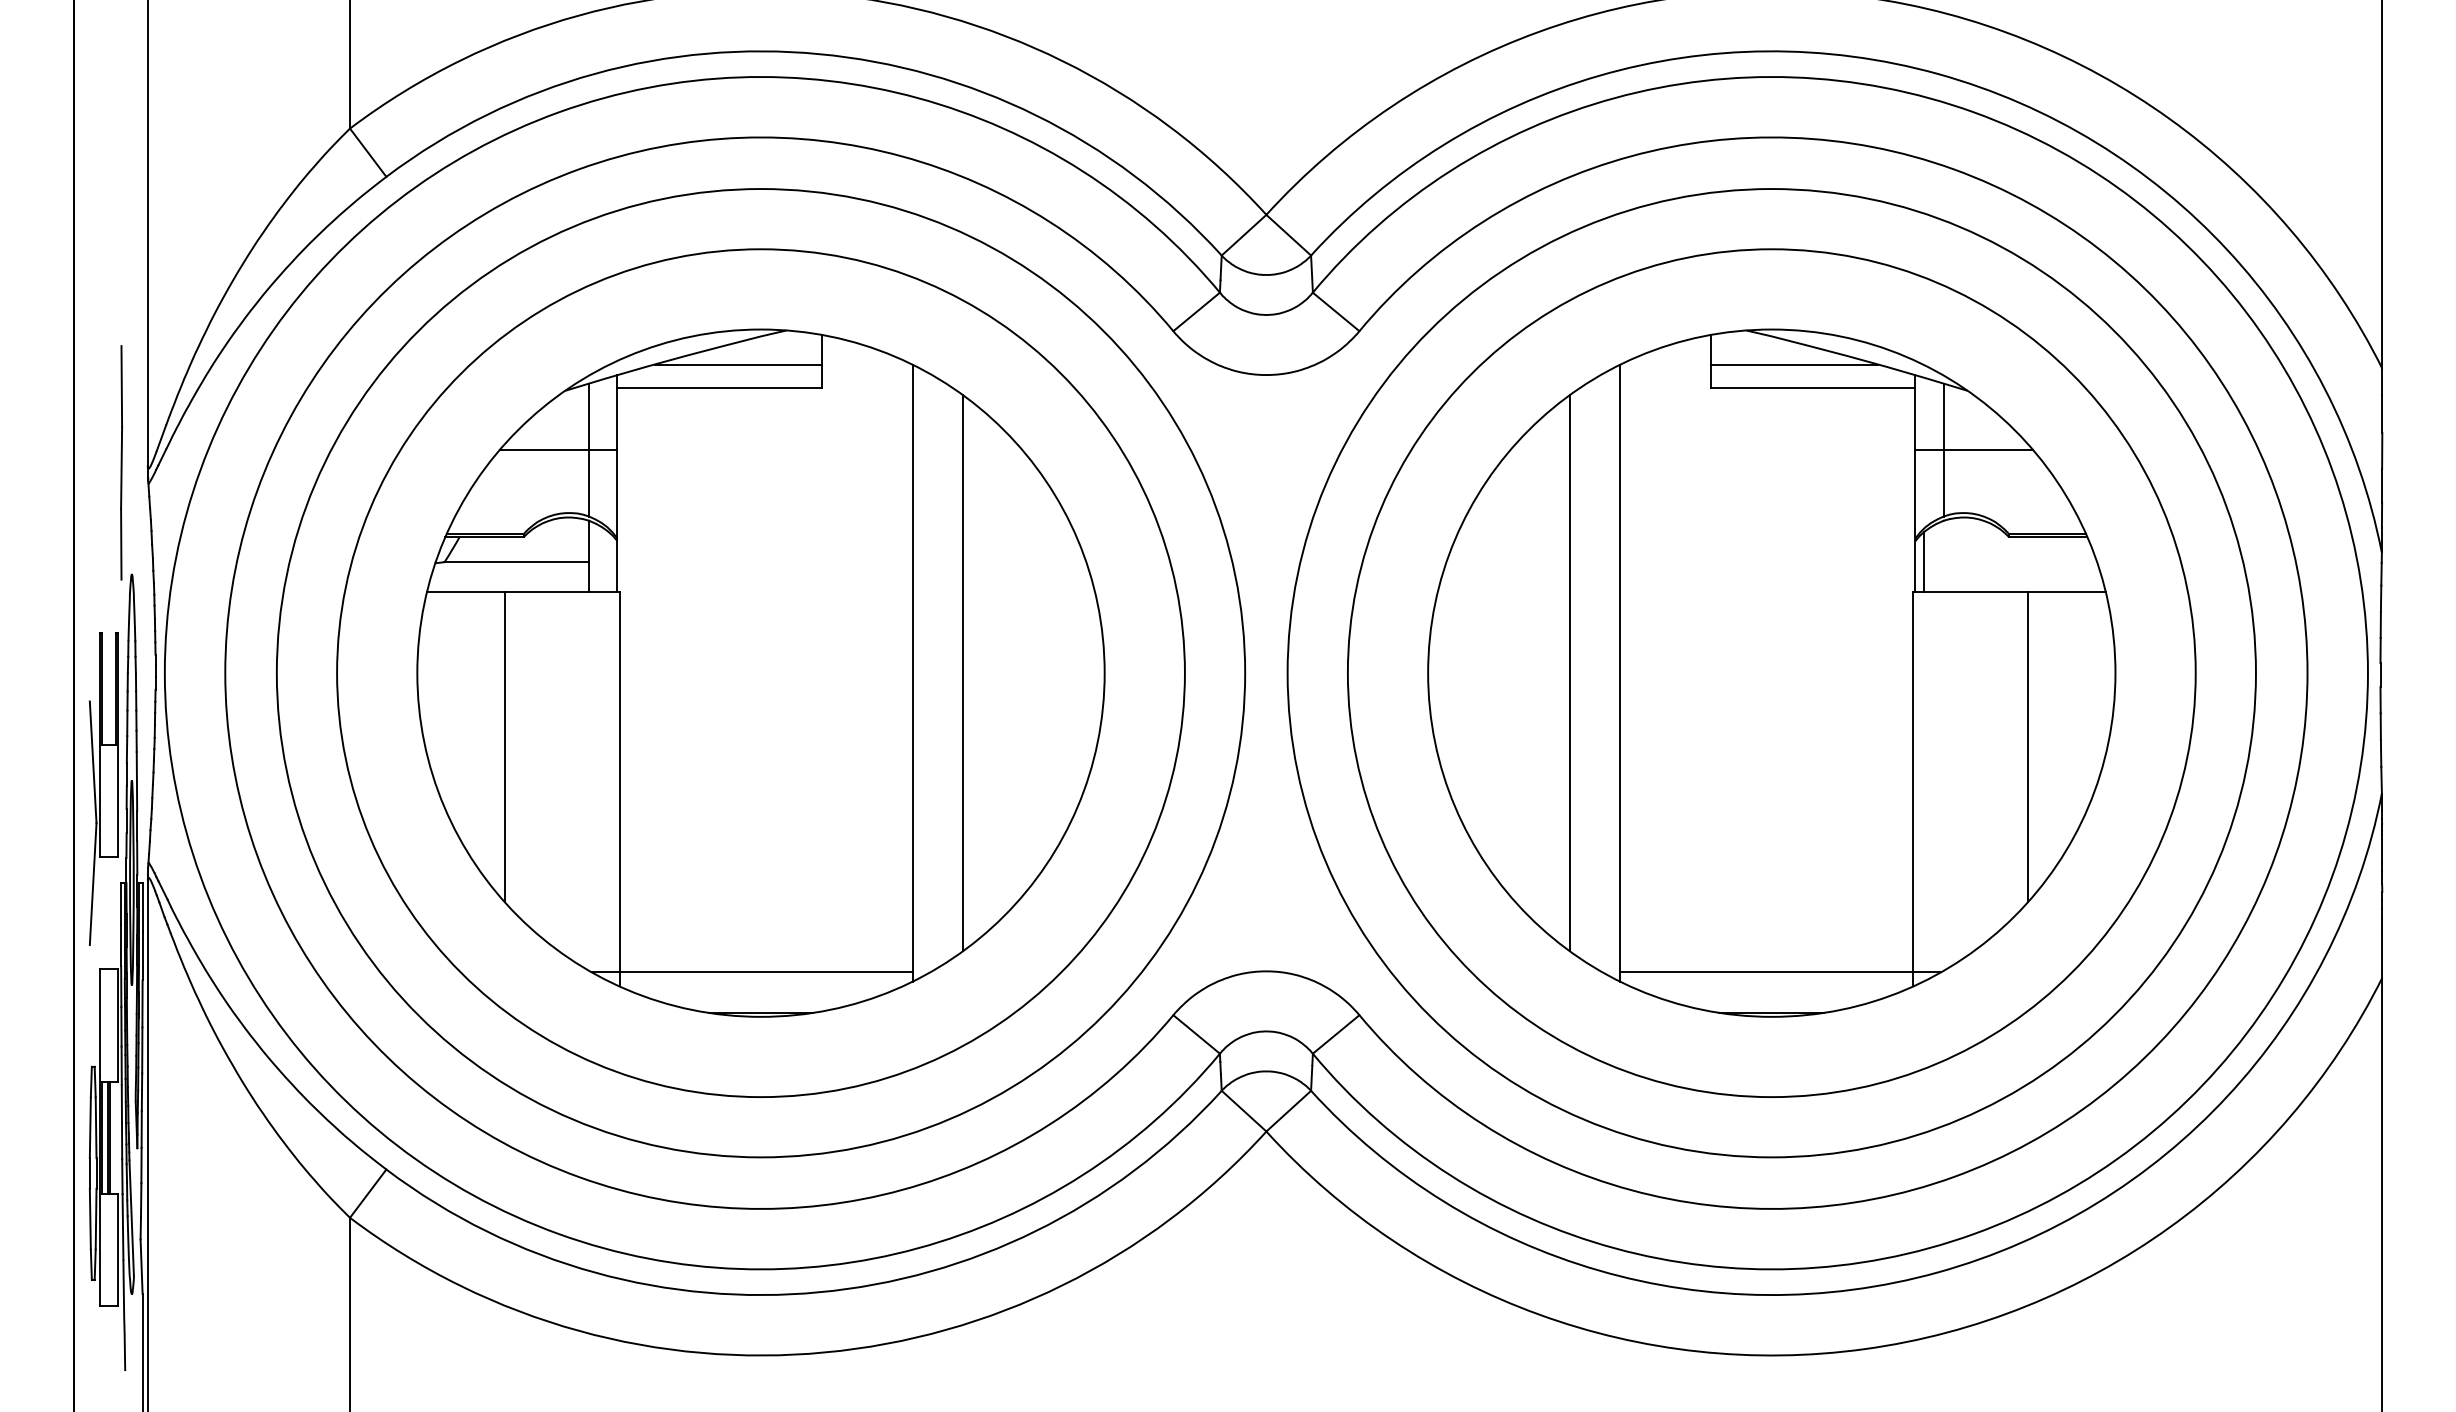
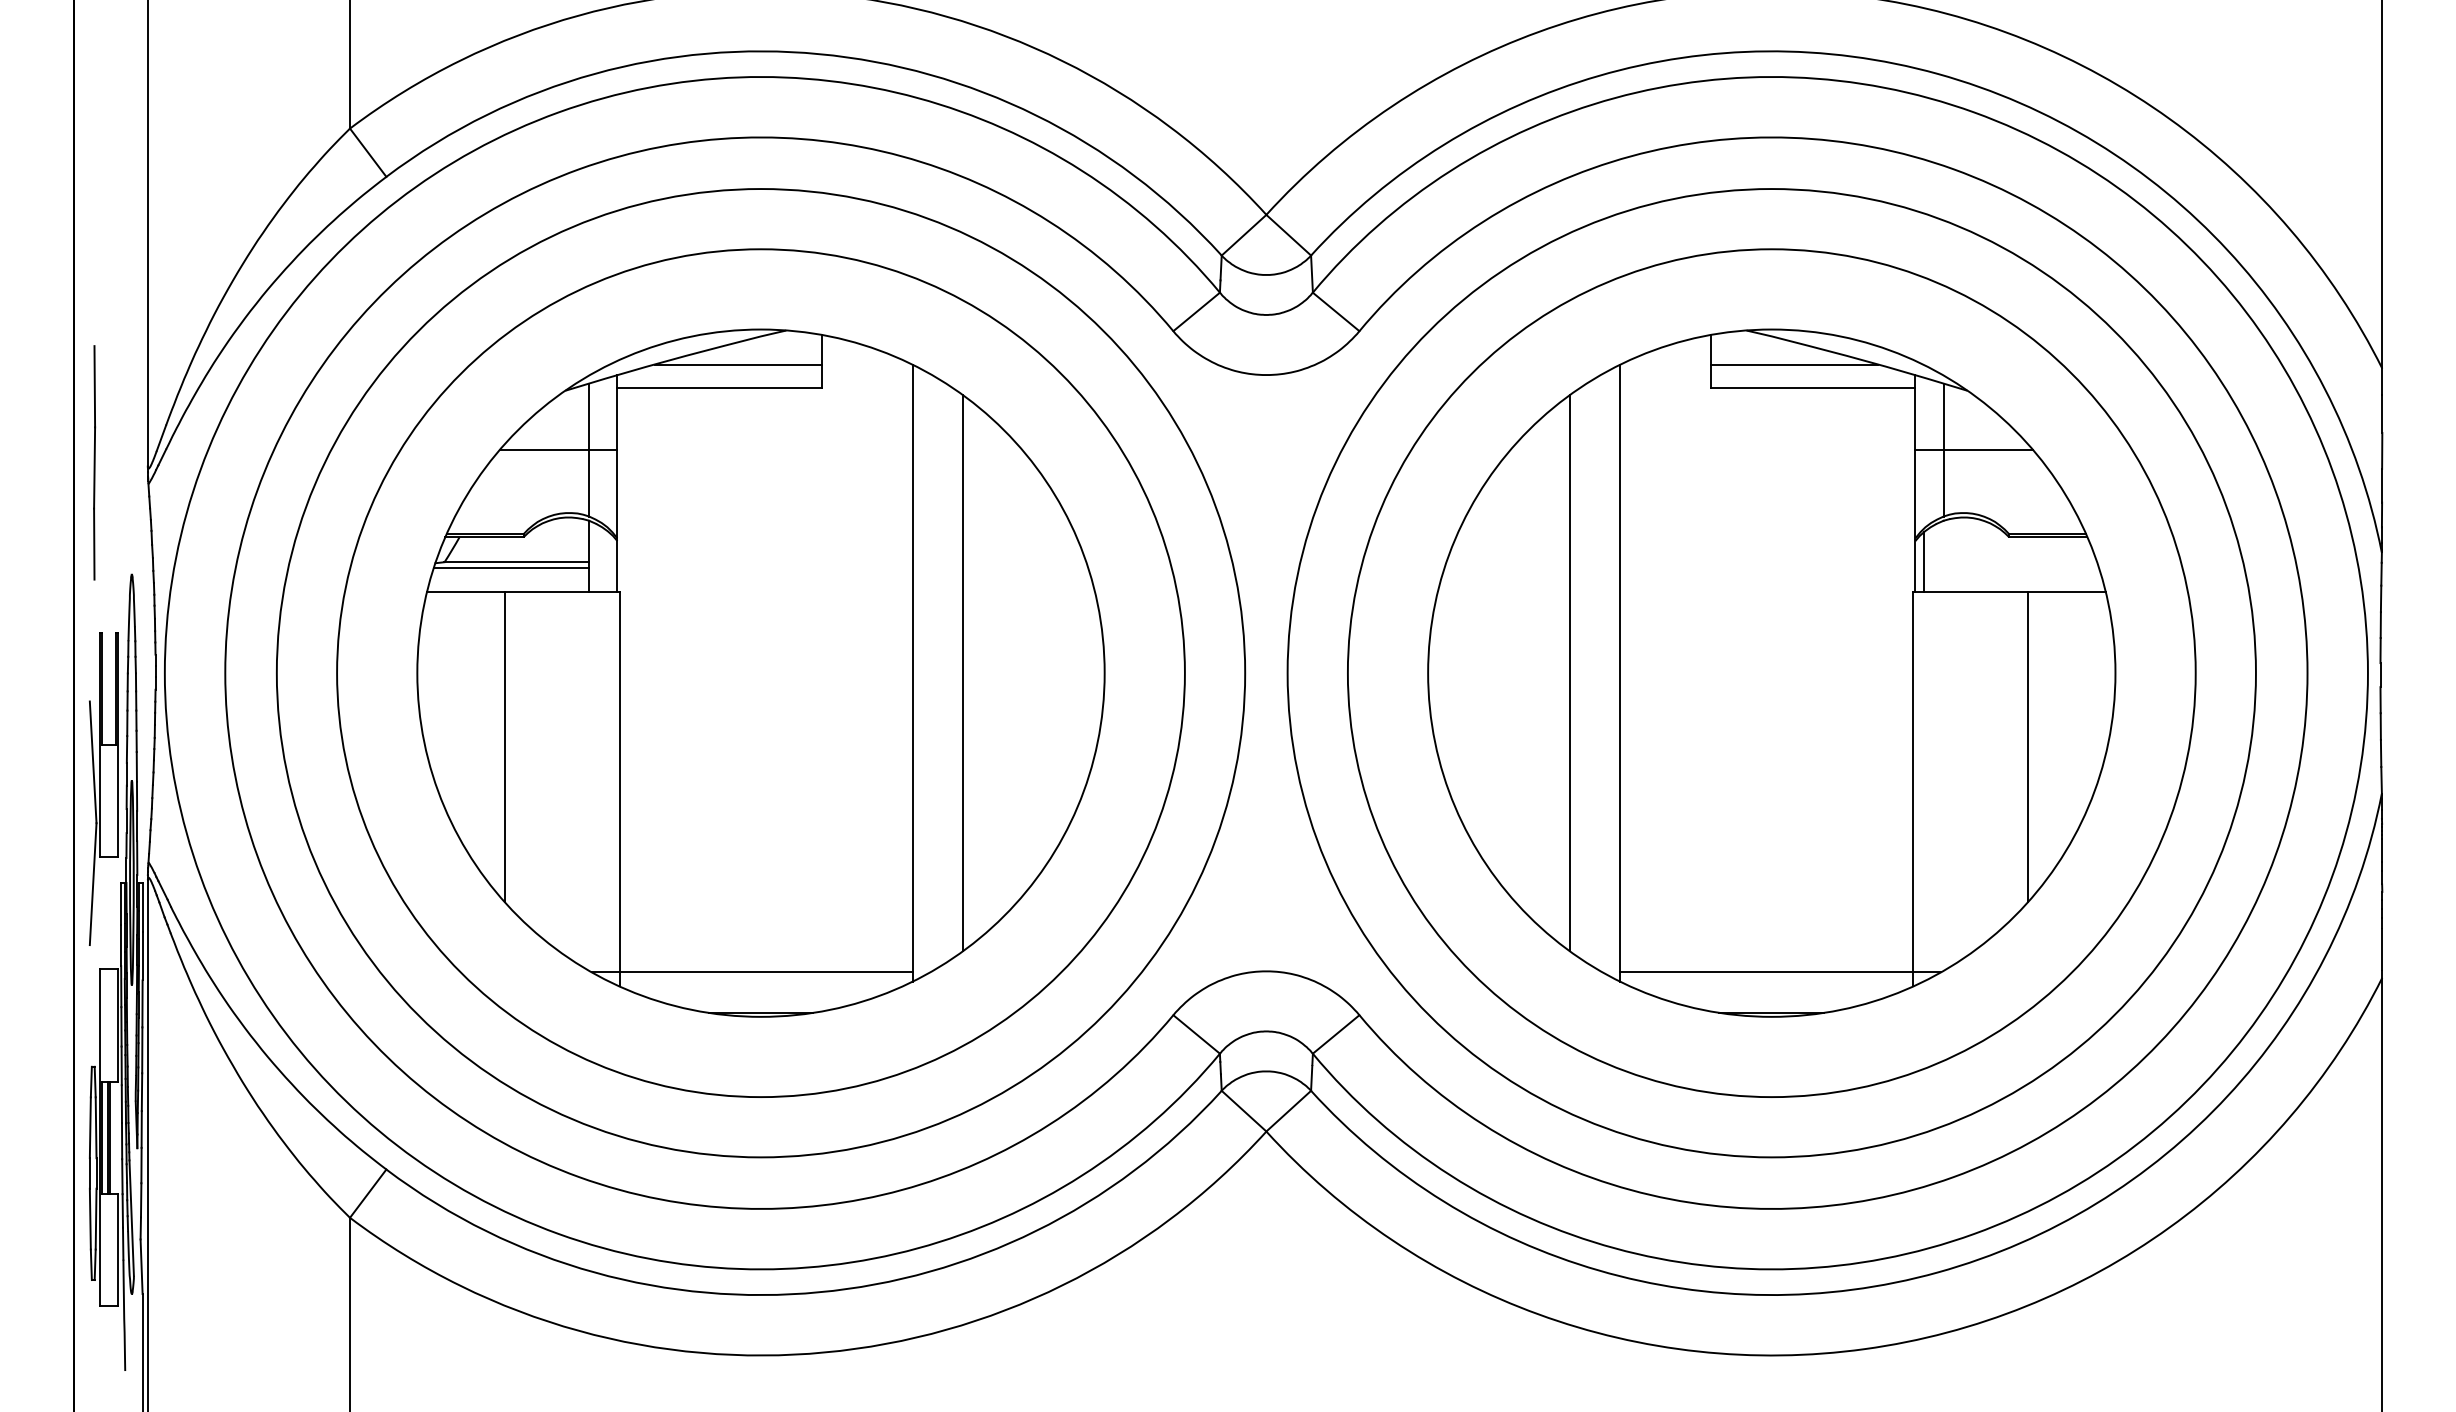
line position: (121, 462) -> (94, 462) (94, 462)
line: none -> present (511, 568)
